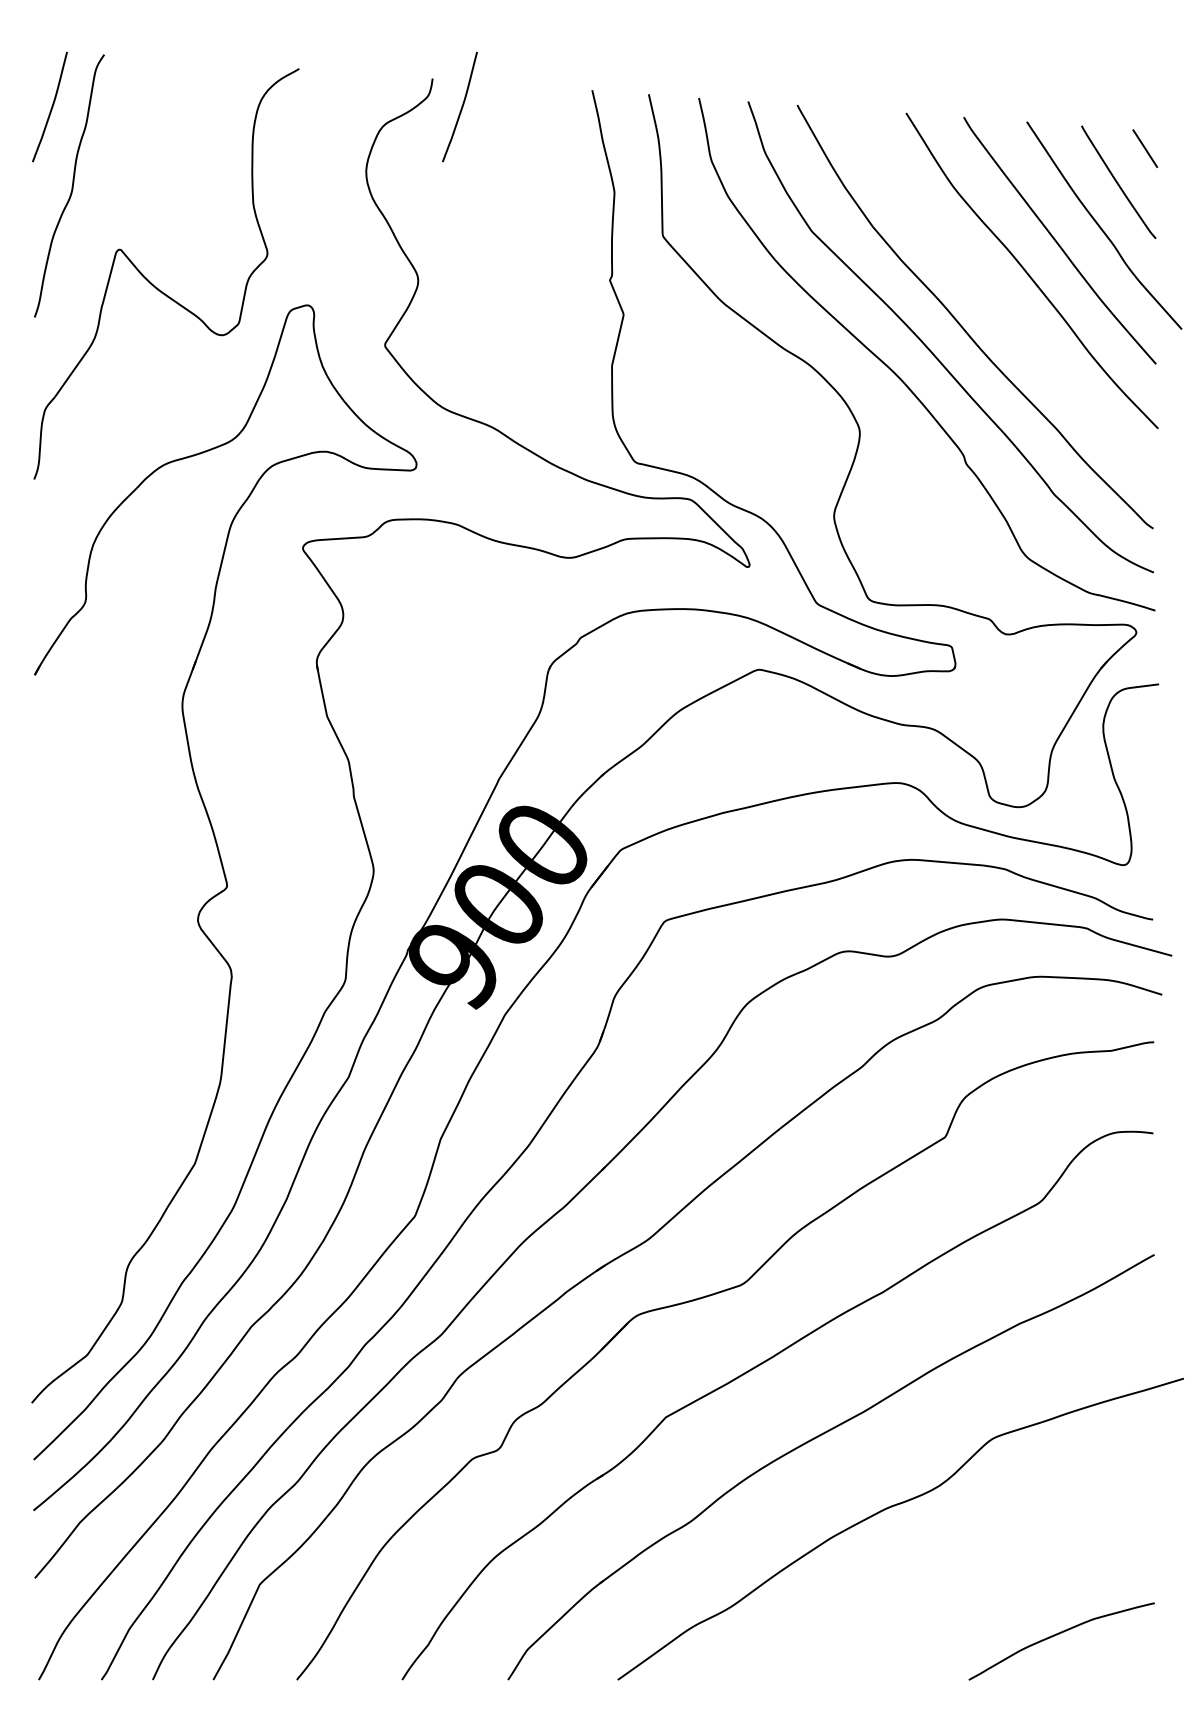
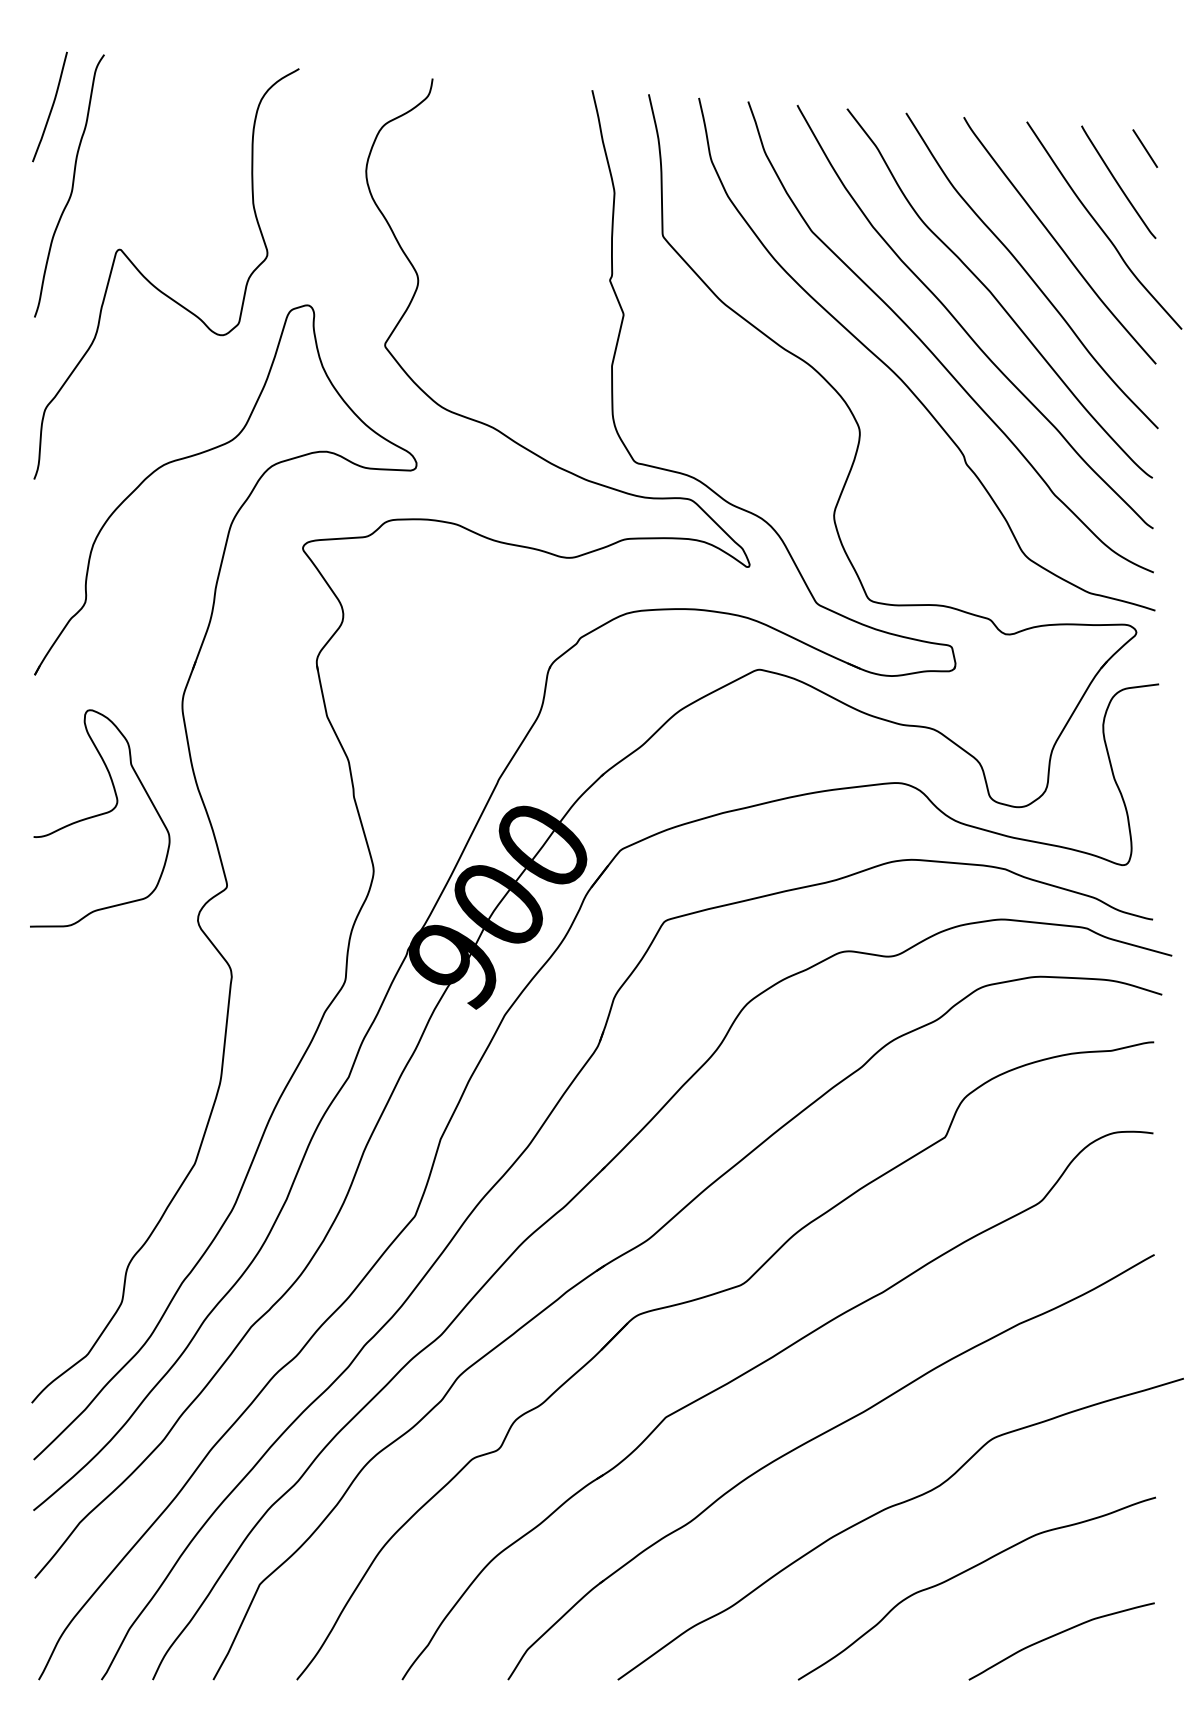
curve: present -> none (461, 106)
curve: none -> present (995, 296)
curve: none -> present (98, 816)
curve: none -> present (967, 1571)
